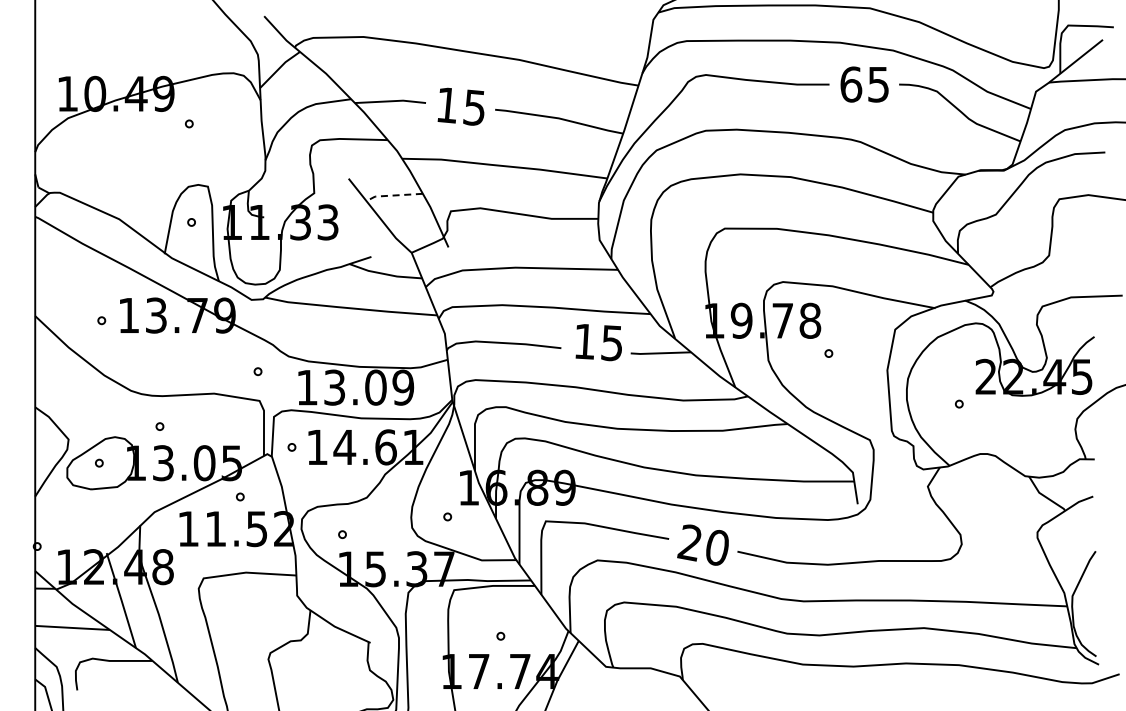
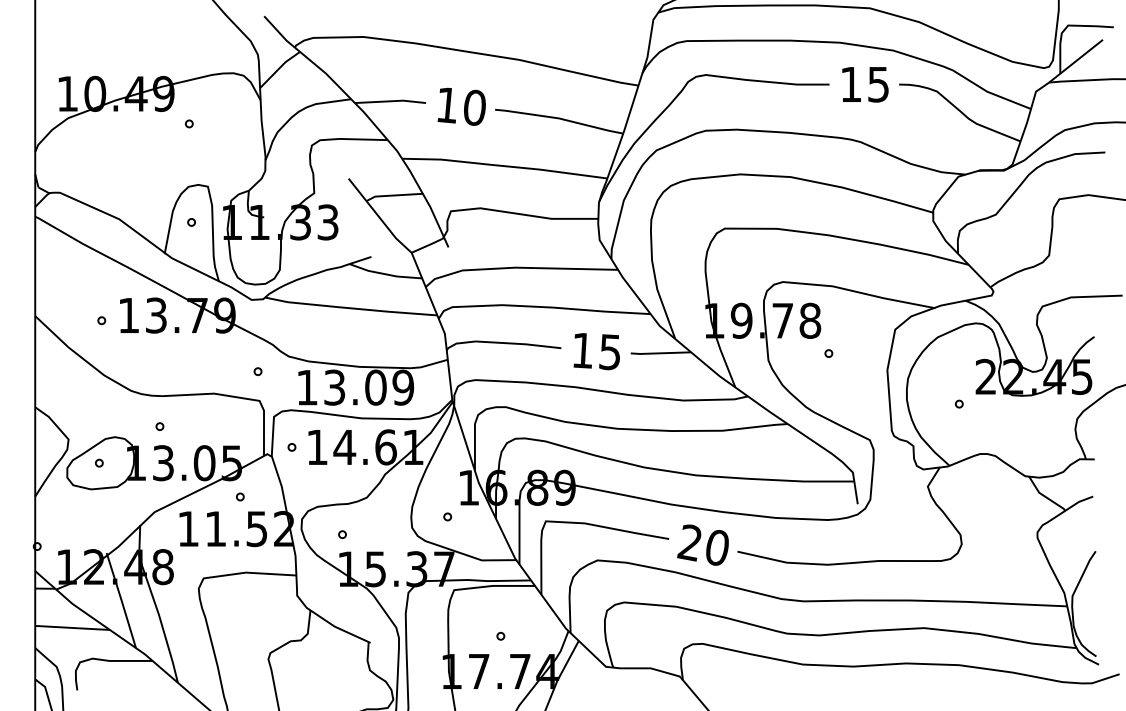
text: 65 -> 15 (851, 84)
text: 15 -> 10 (474, 107)
line: dashed -> solid (393, 195)
text position: (598, 342) -> (596, 351) (596, 351)
